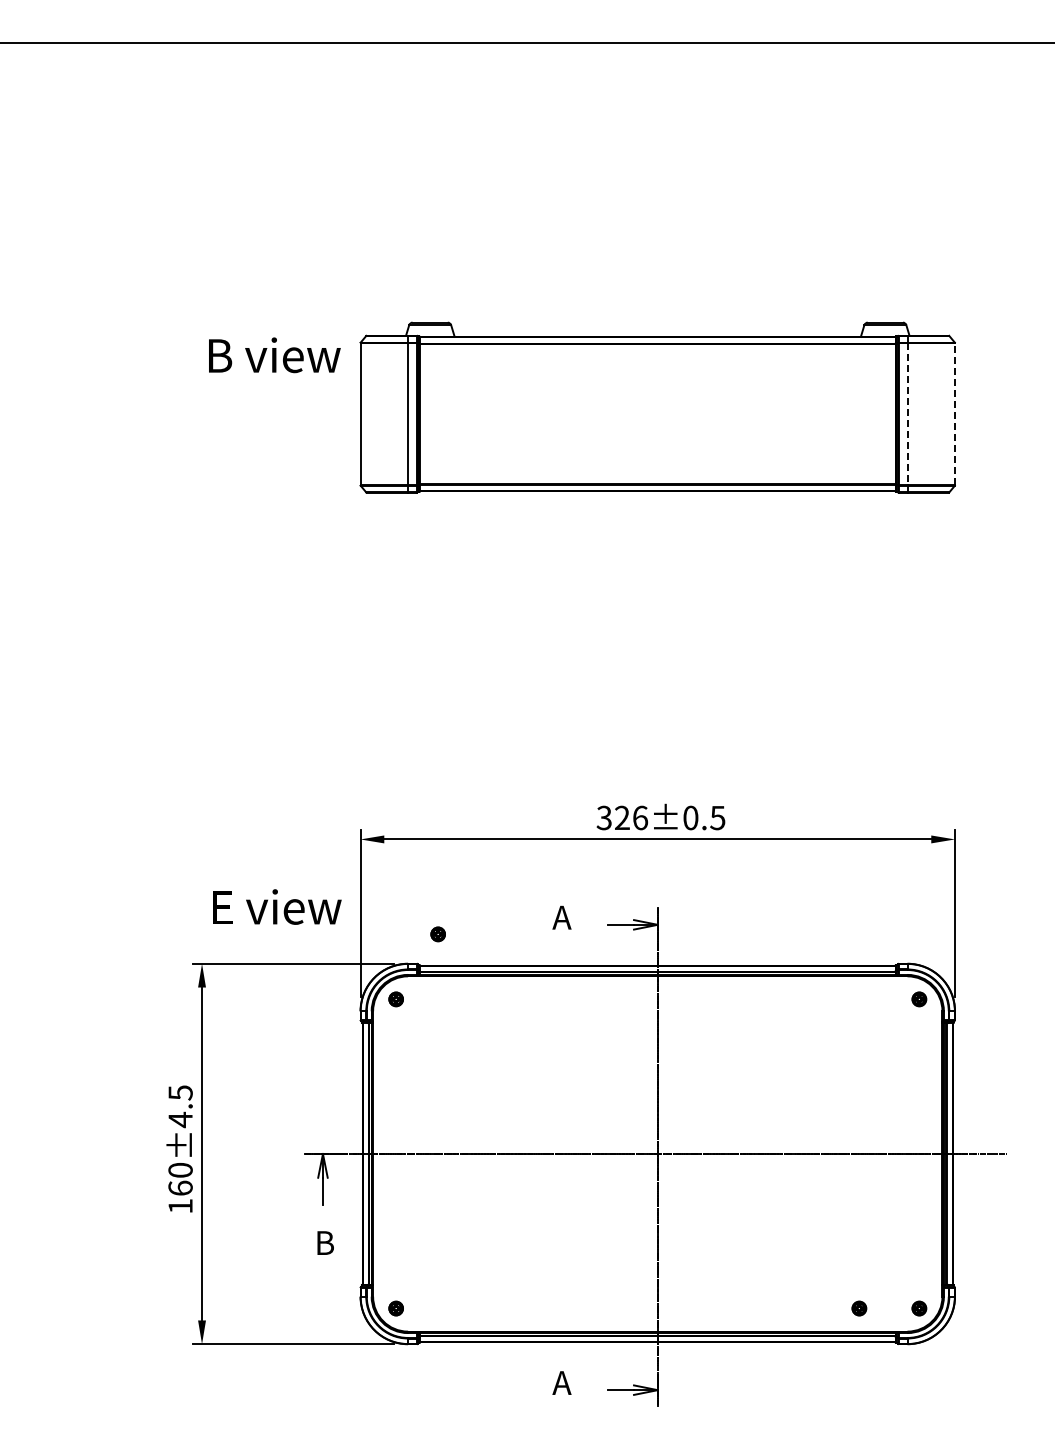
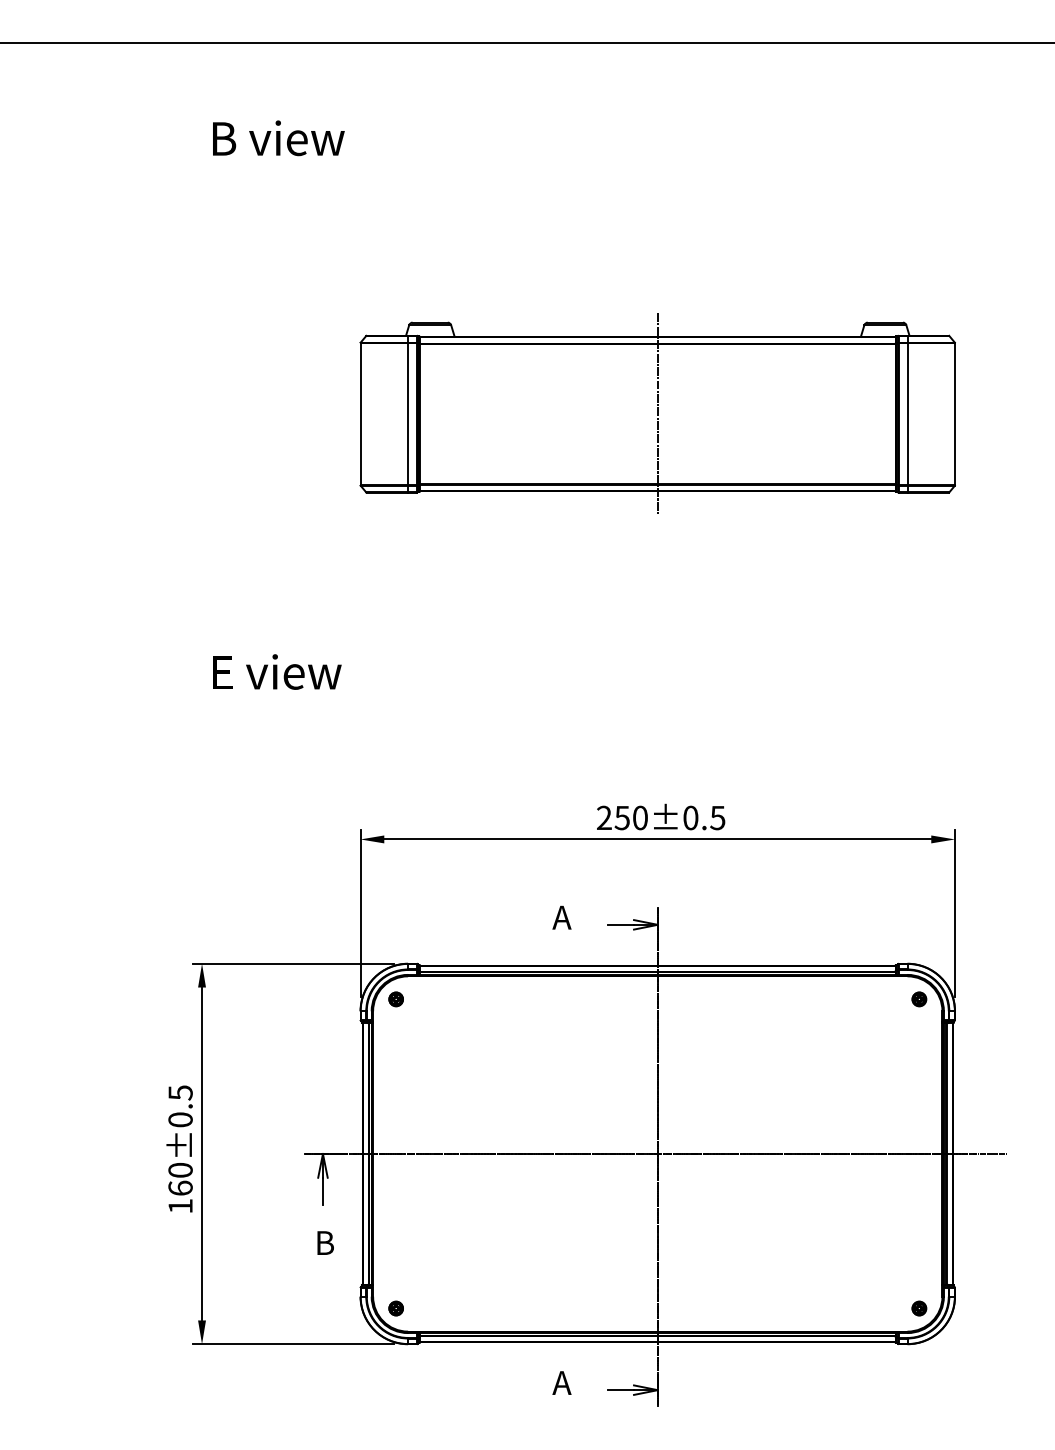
text position: (274, 355) -> (278, 138) (278, 138)
line: dashed -> solid (955, 413)
line: none -> present (657, 414)
line: dashed -> solid (907, 414)
text: 326±0.5 -> 250±0.5 (622, 817)
text position: (277, 906) -> (277, 671) (277, 671)
part: present -> none (437, 934)
text: 160±4.5 -> 160±0.5 (180, 1119)
part: present -> none (859, 1308)
